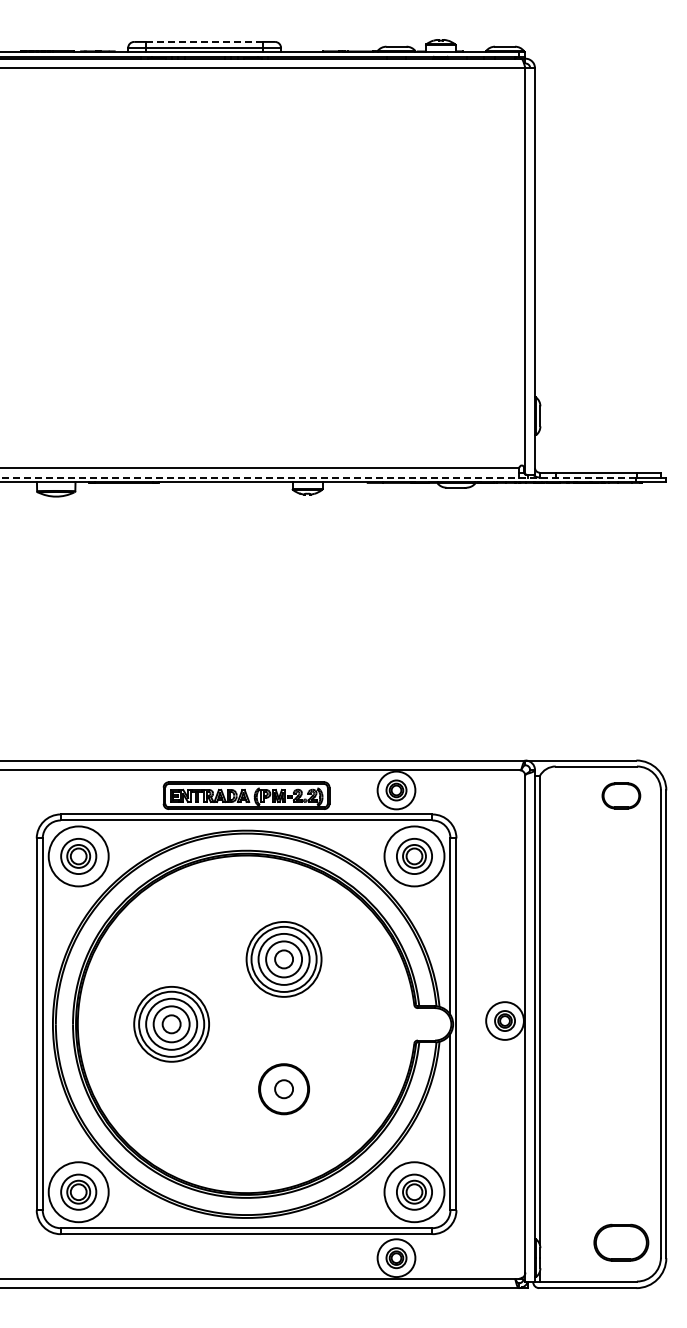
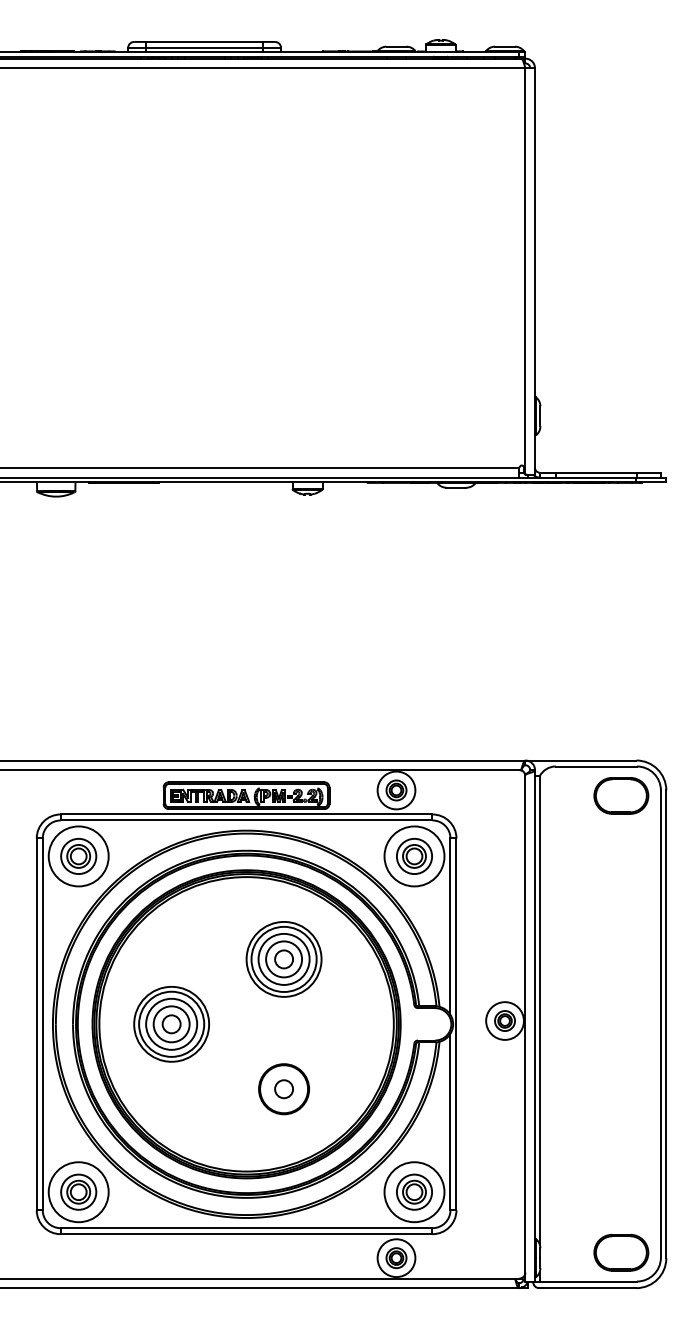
line: dashed -> solid (204, 41)
line: dashed -> solid (318, 477)
part size: 41x28 px -> 57x38 px (621, 795)
part: none -> present (246, 1024)
part position: (621, 1242) -> (621, 1252) (621, 1252)
